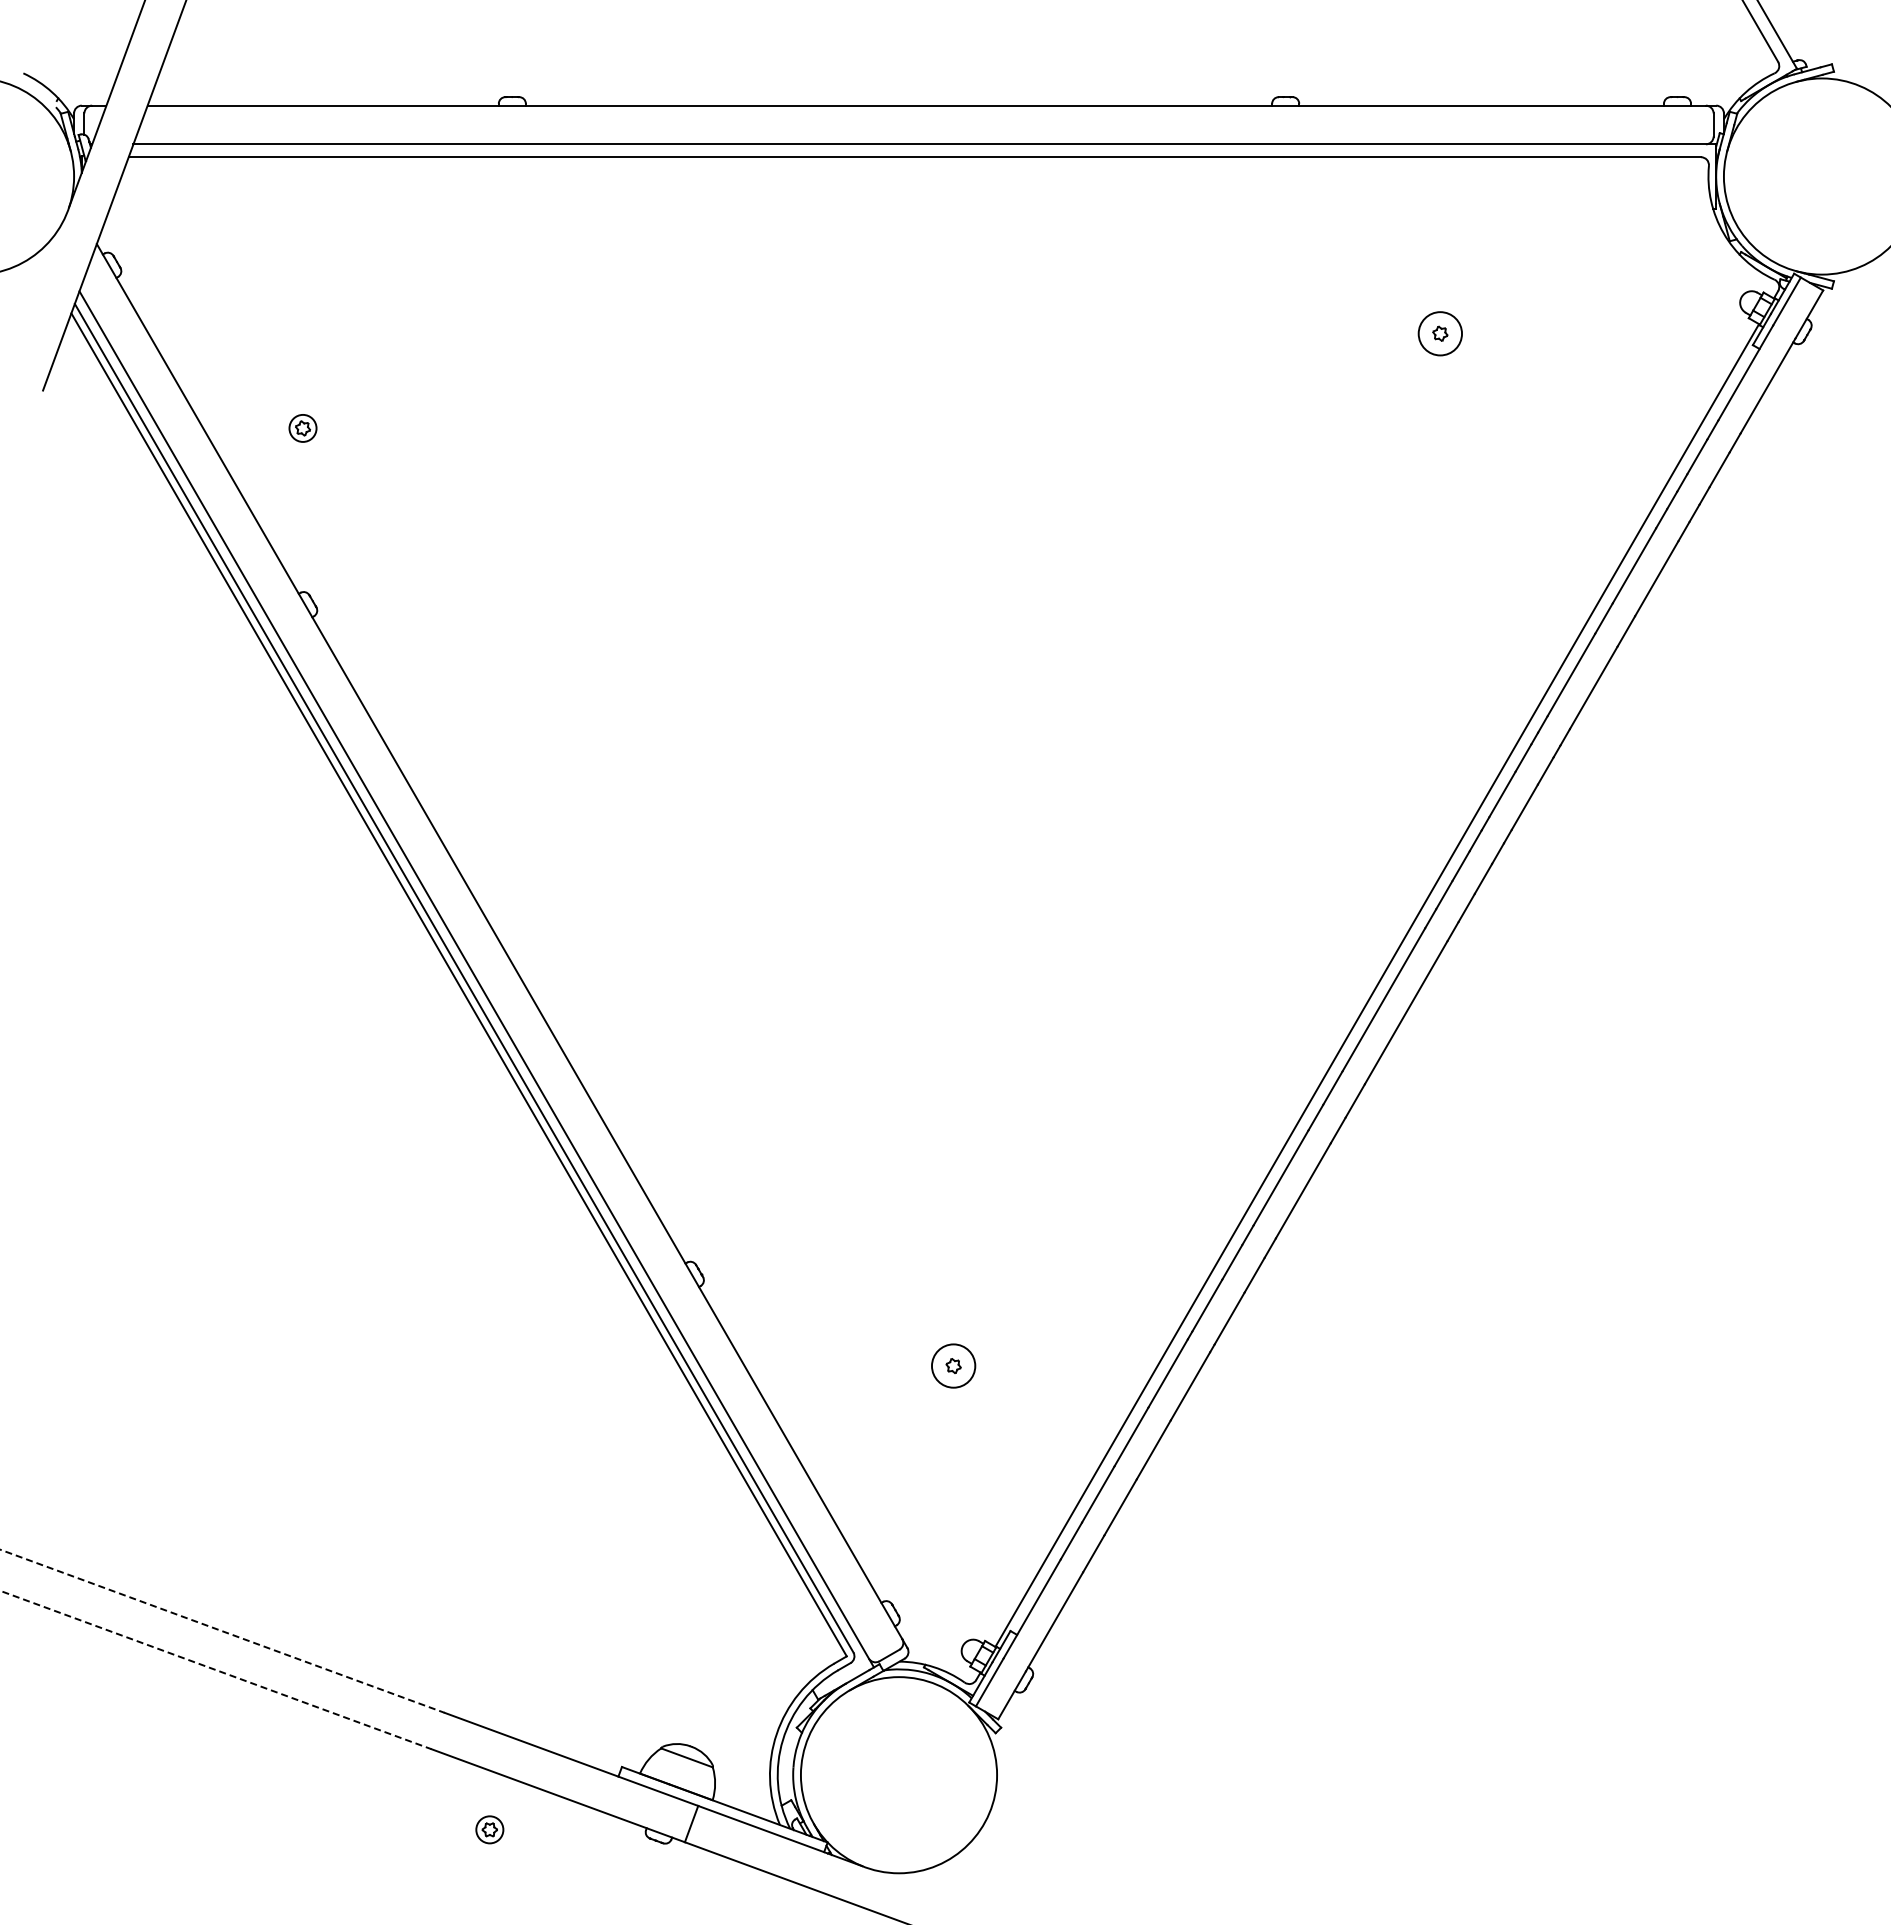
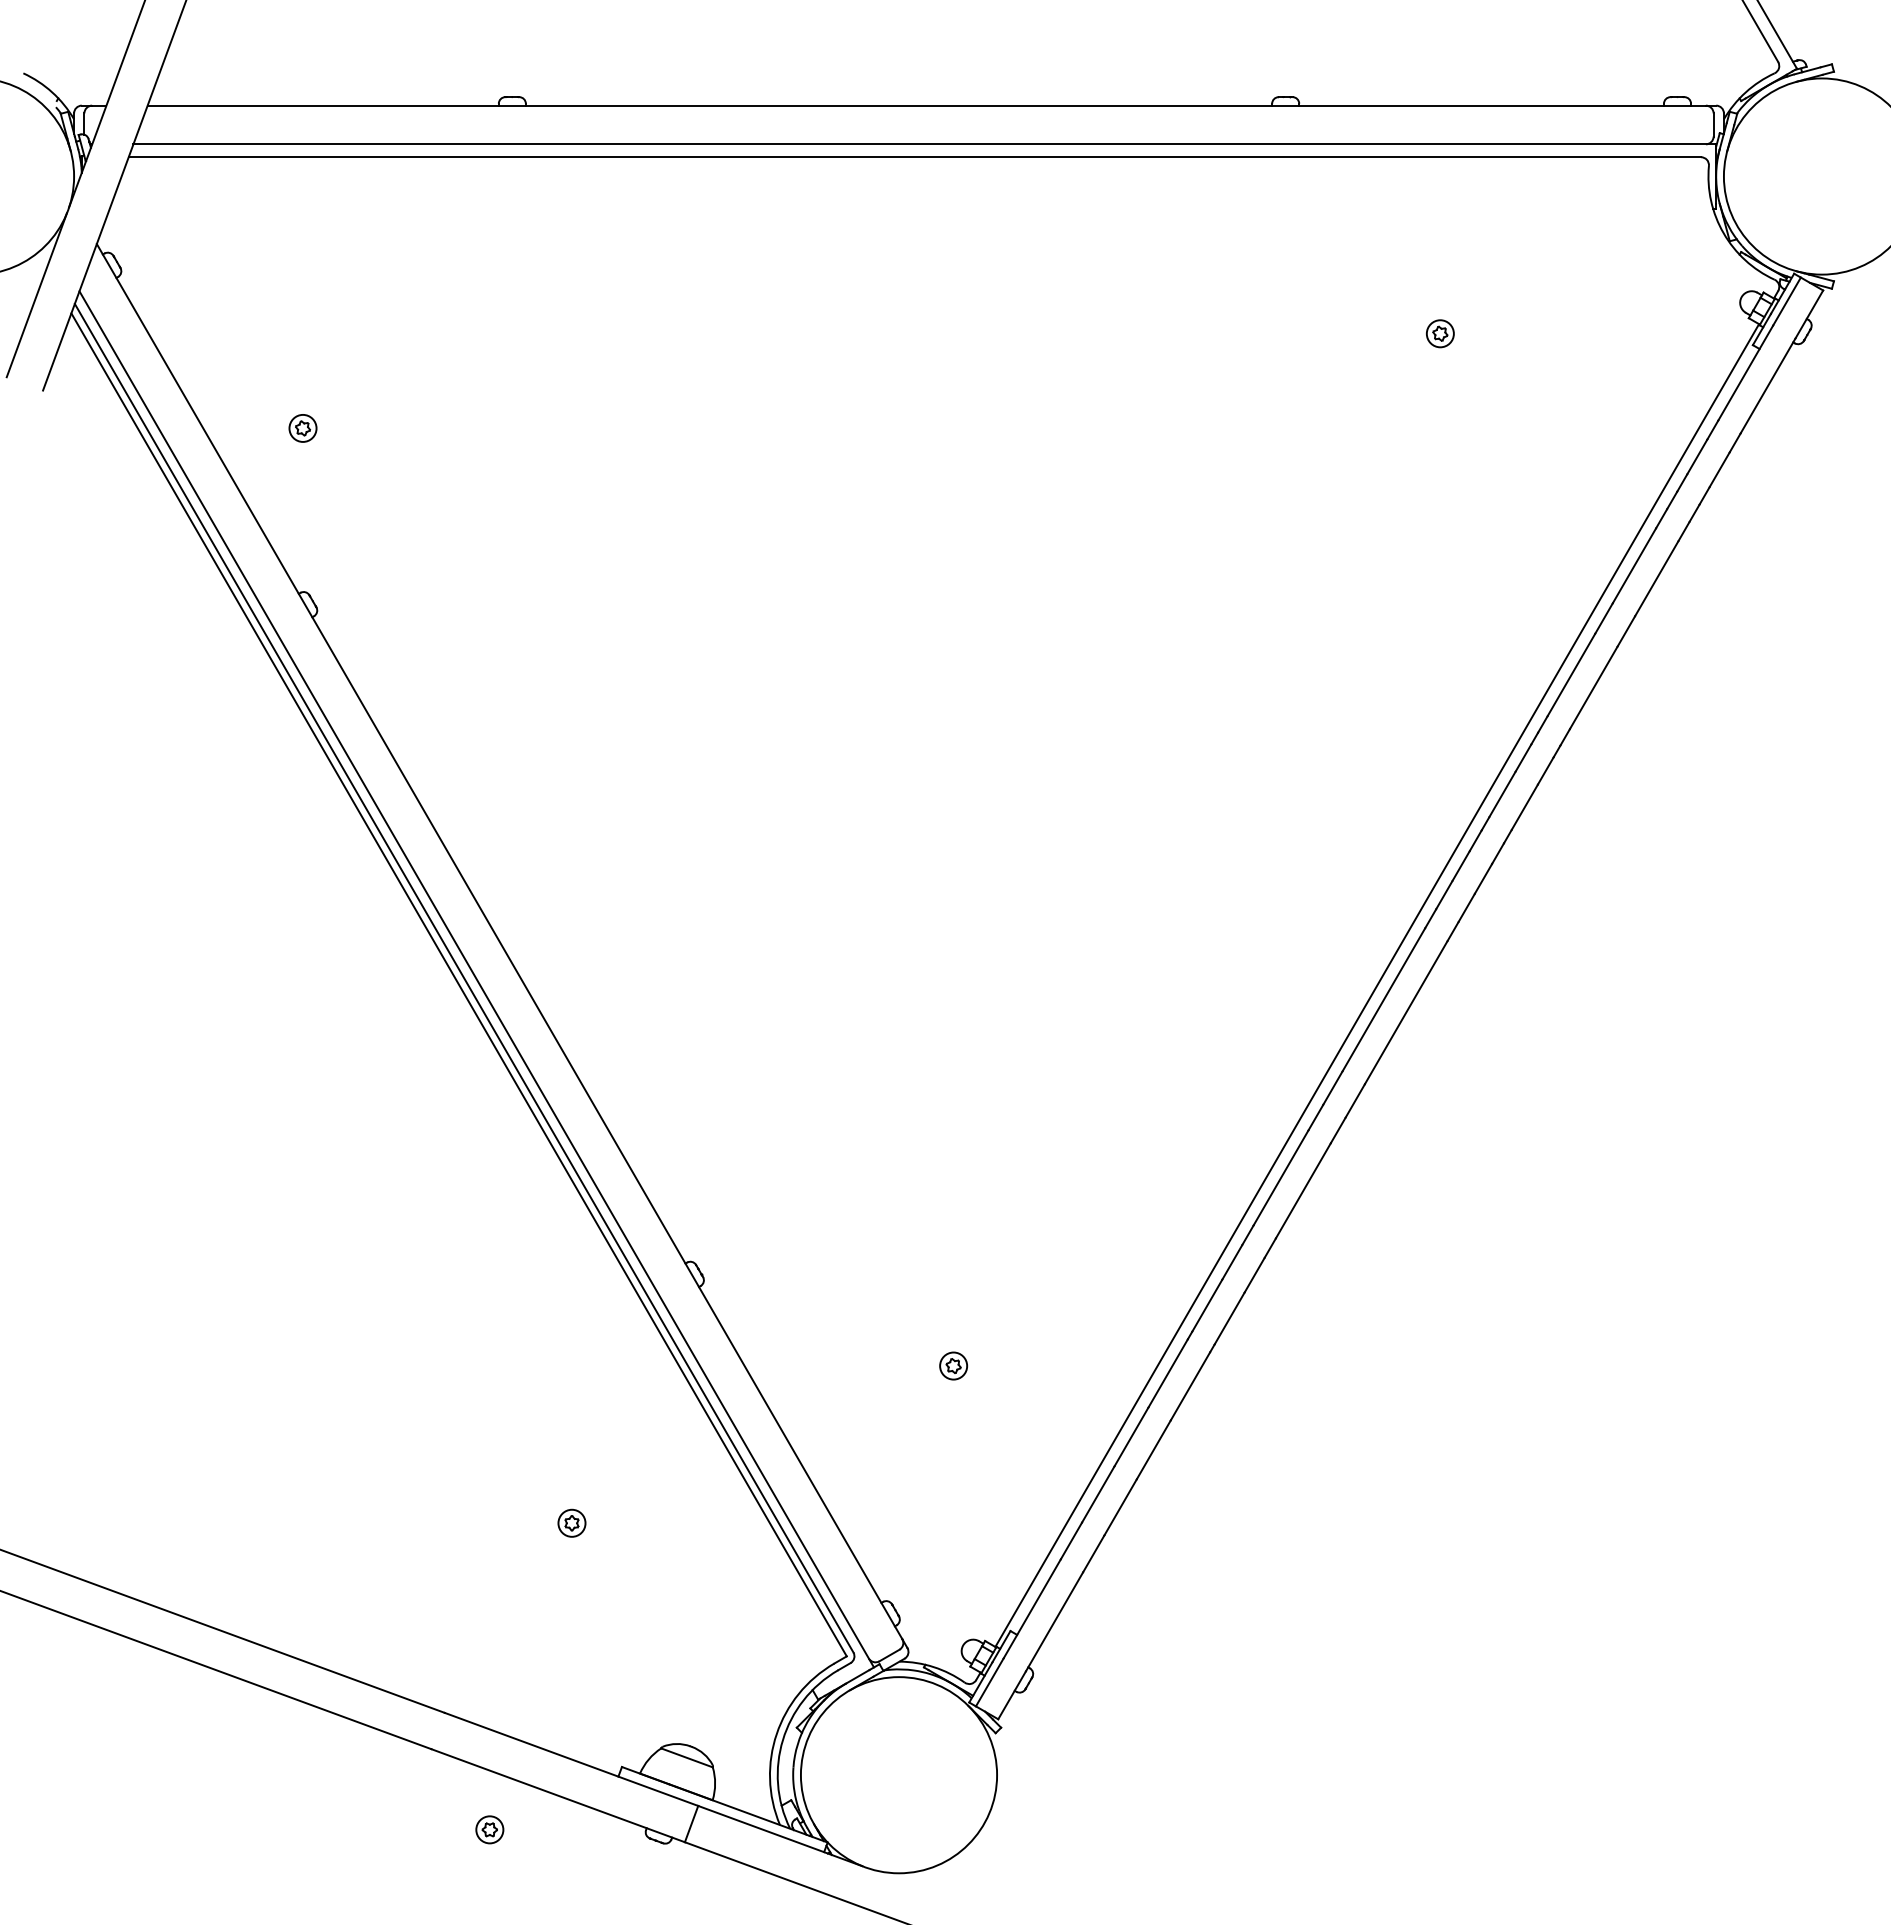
line: none -> present (36, 295)
circle diameter: 43 px -> 27 px (1439, 333)
circle diameter: 43 px -> 27 px (953, 1365)
part: none -> present (571, 1522)
line: dashed -> solid (223, 1631)
line: dashed -> solid (216, 1670)
